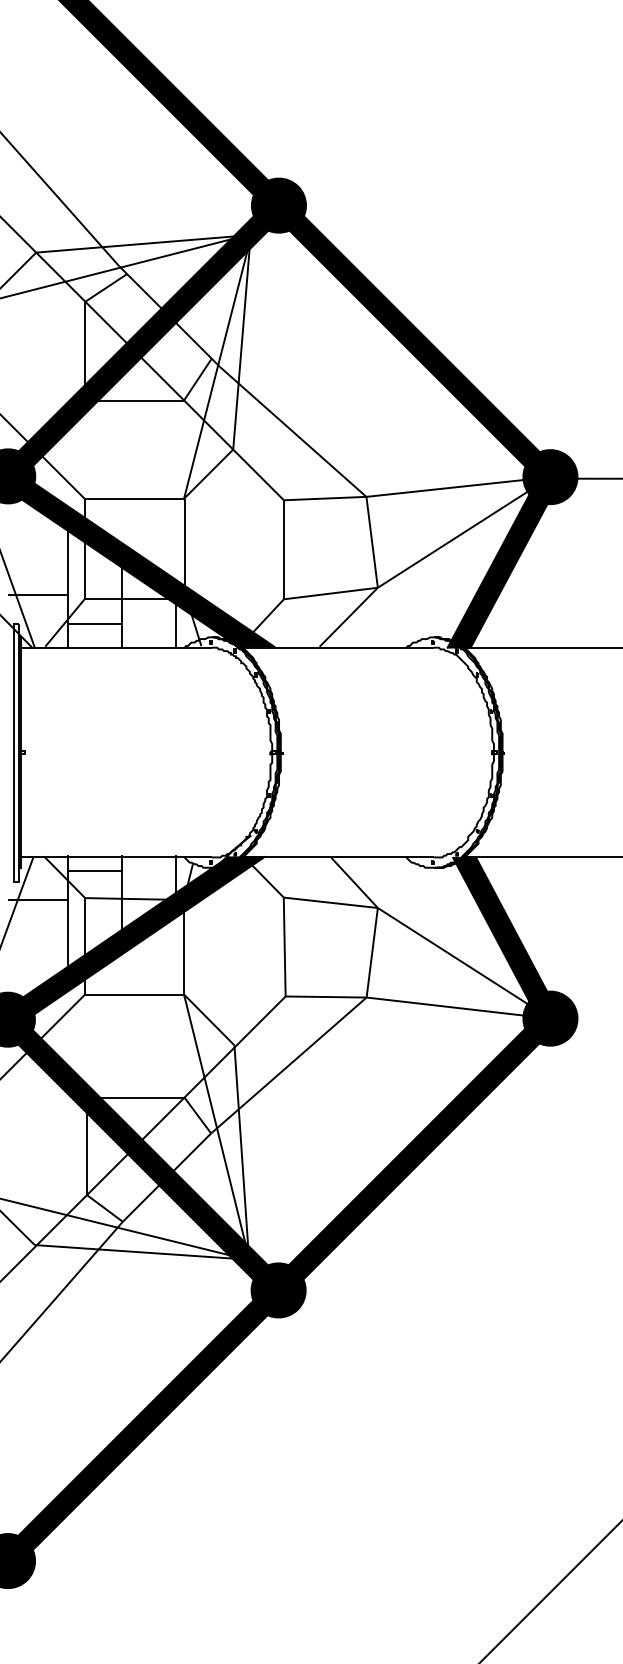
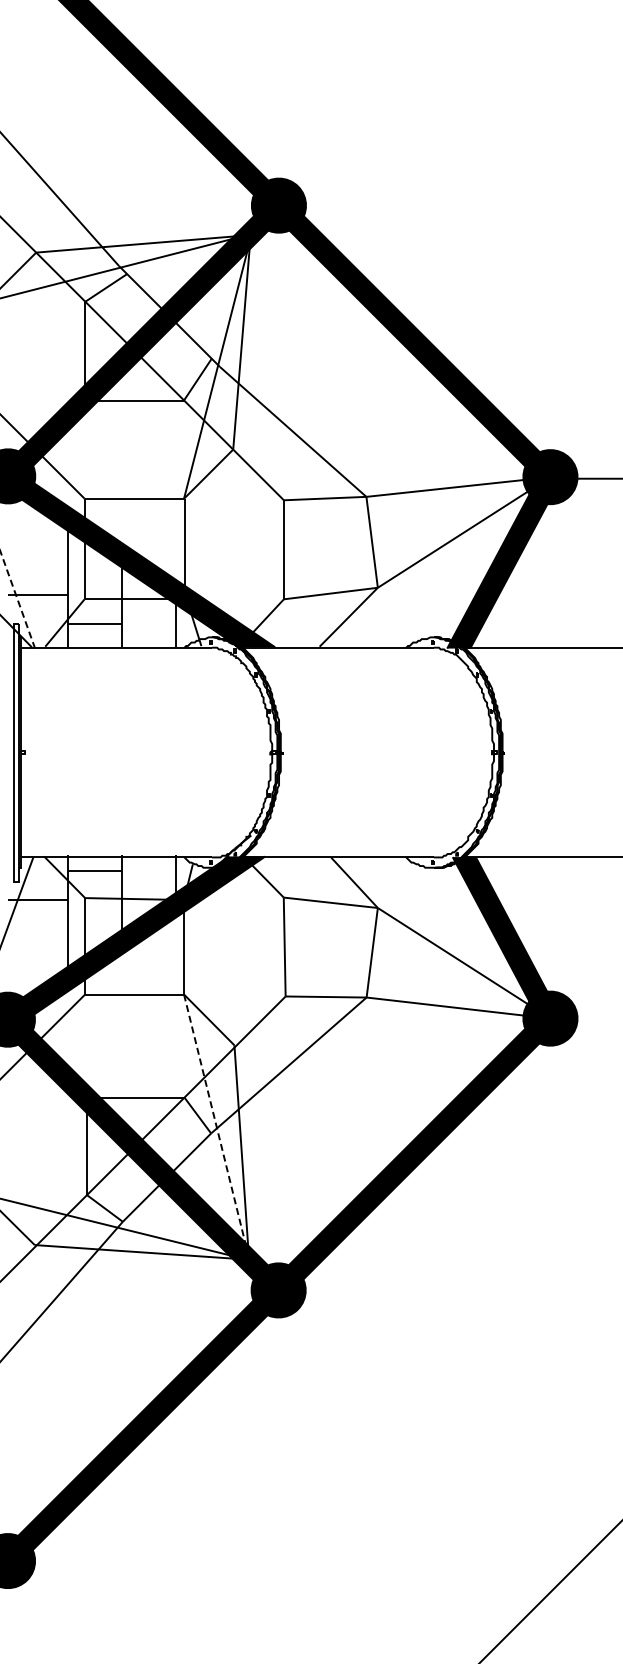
line: solid -> dashed (17, 599)
line: solid -> dashed (216, 1126)
